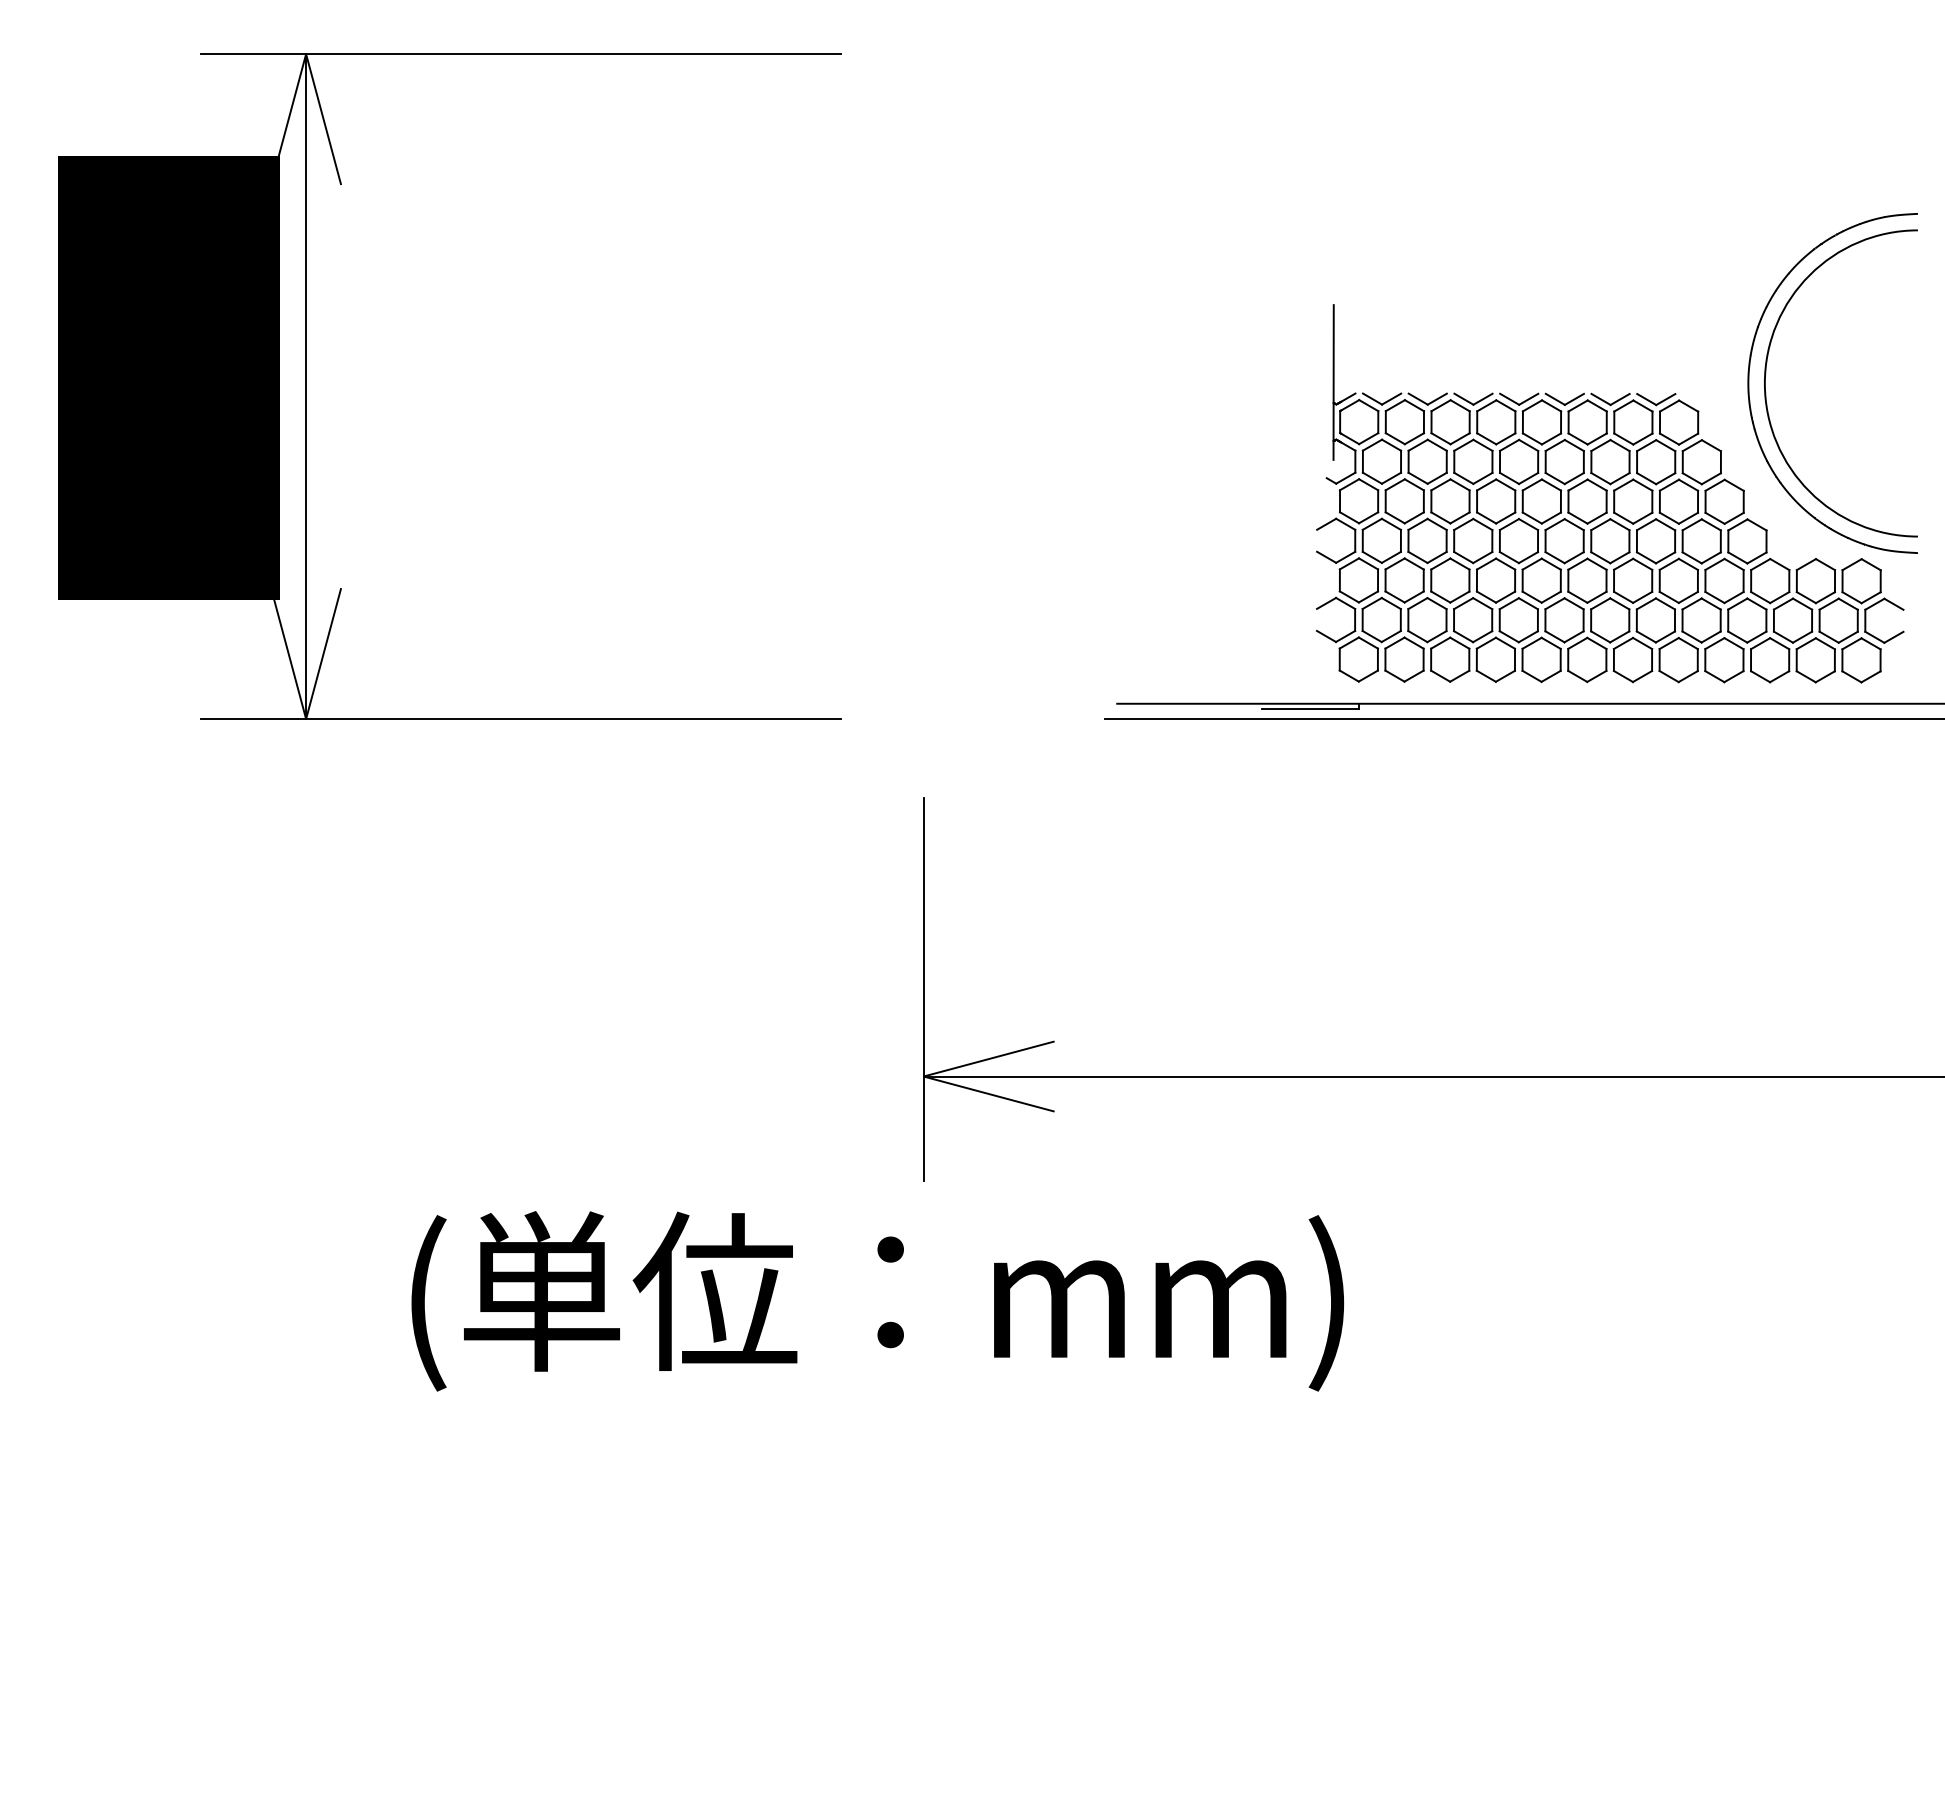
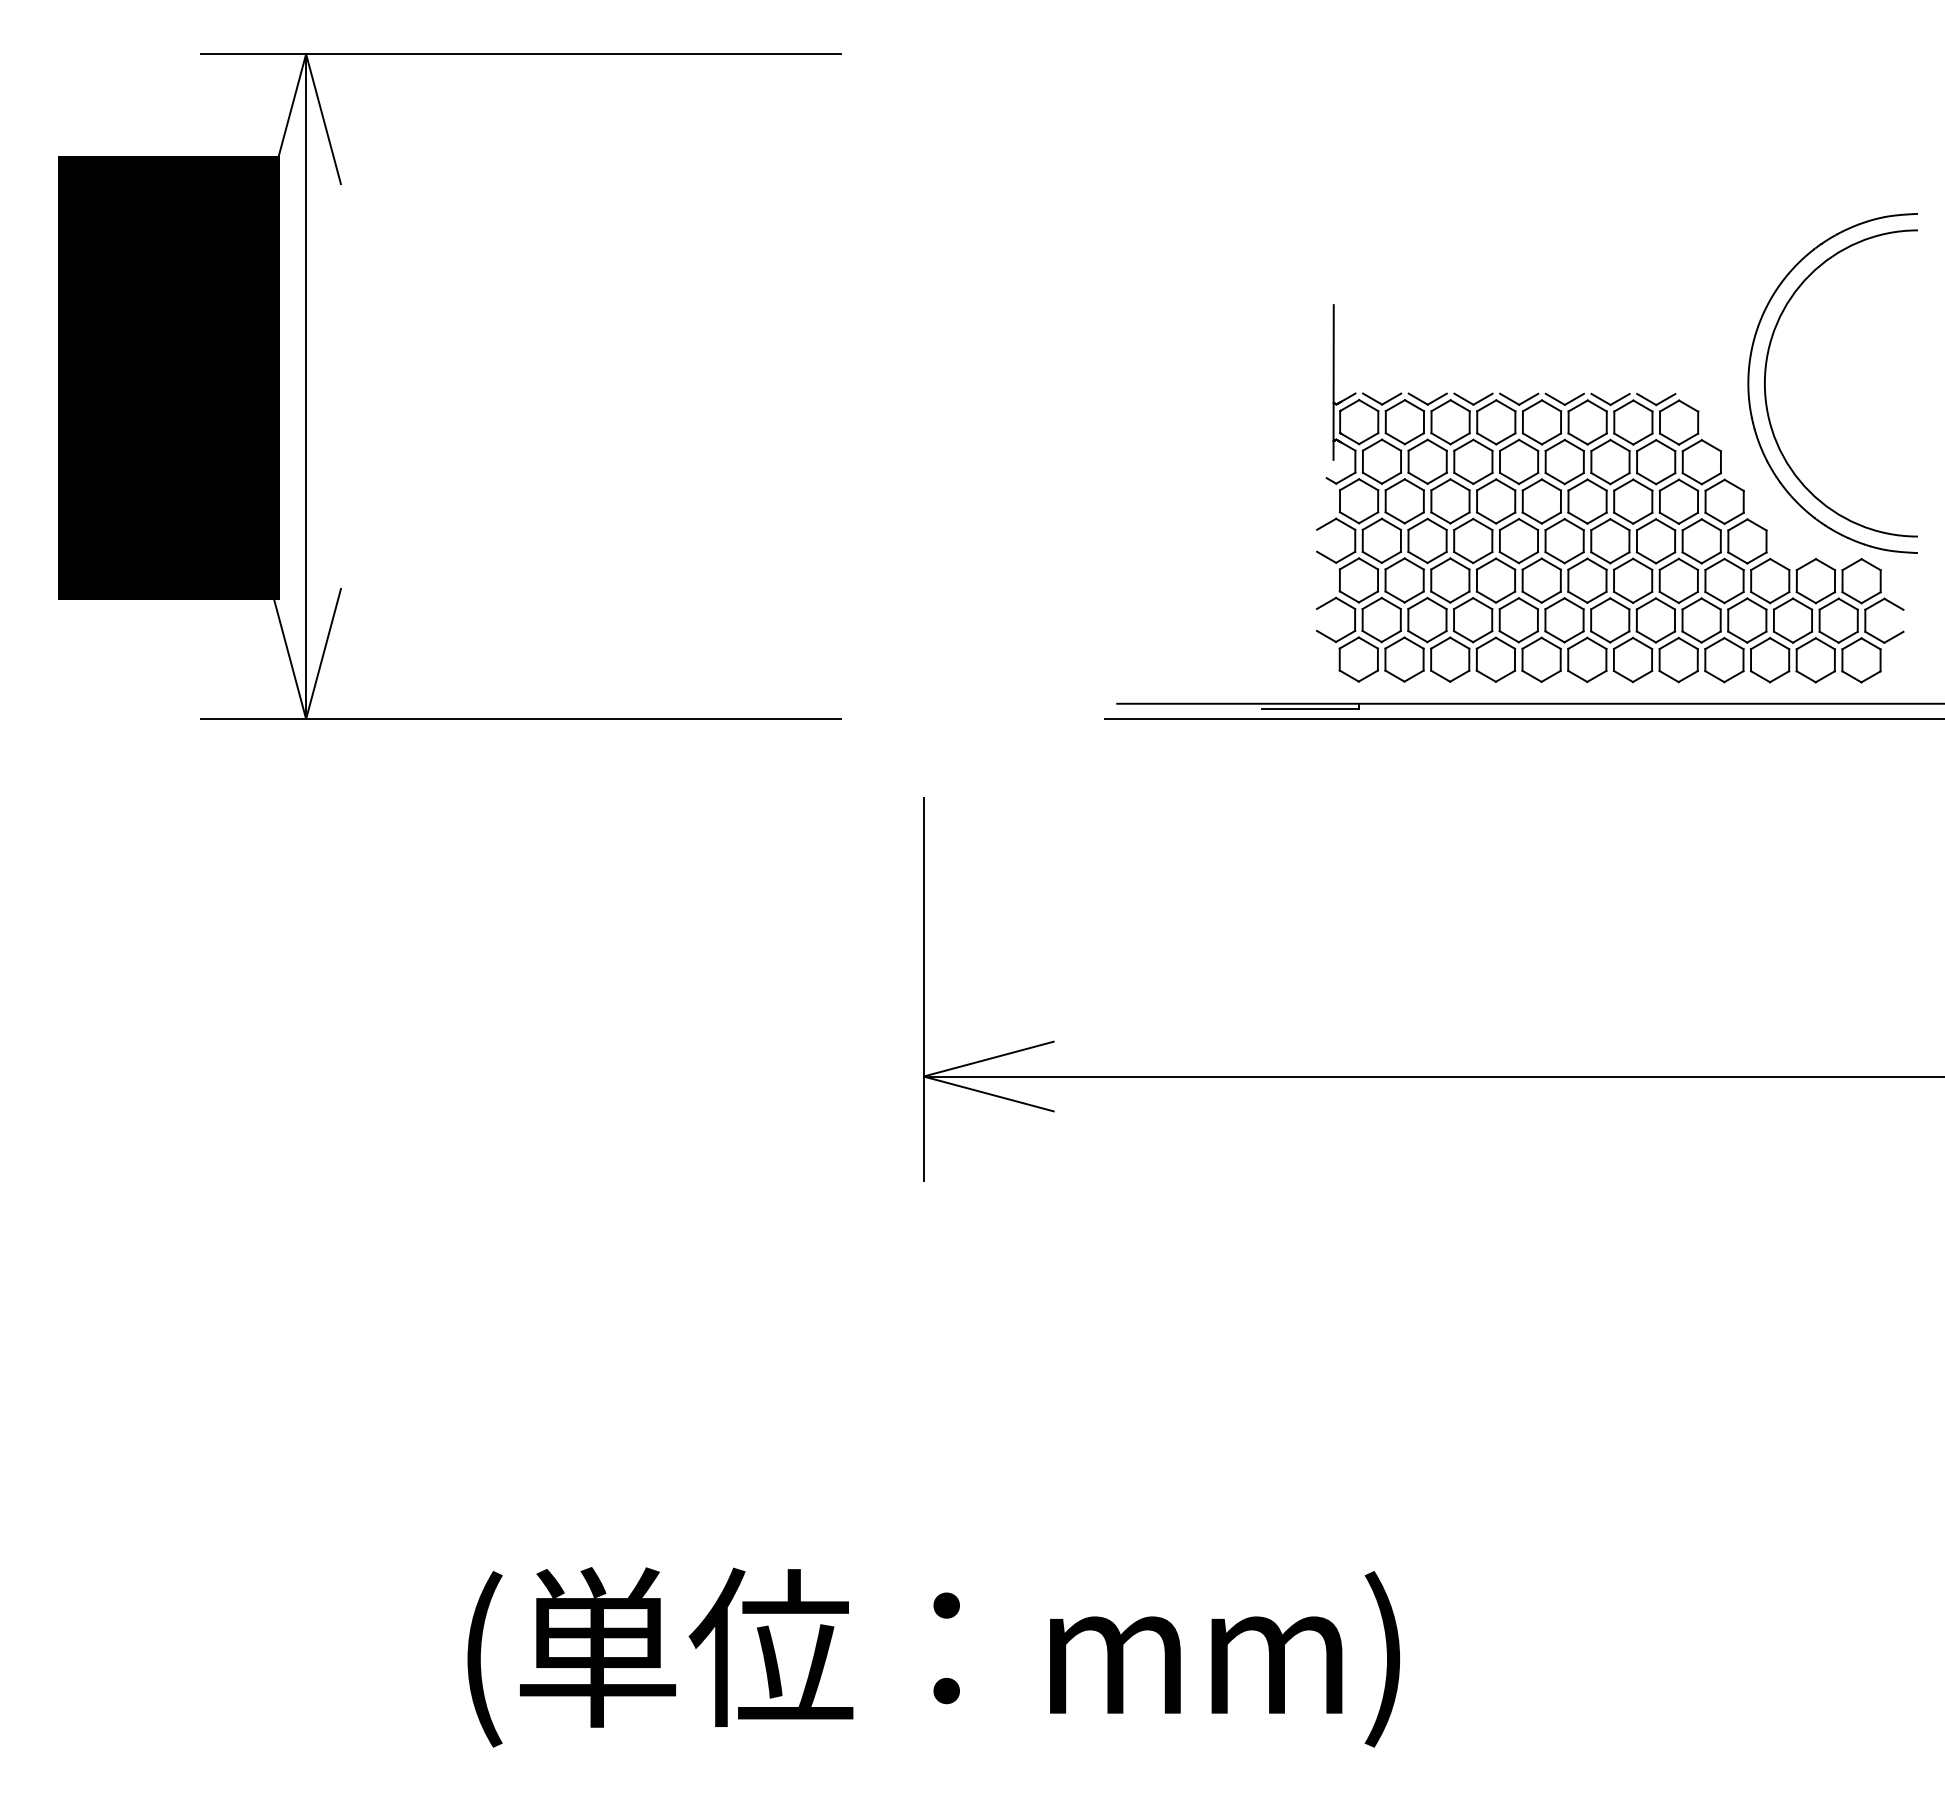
text position: (877, 1301) -> (933, 1657) (933, 1657)
